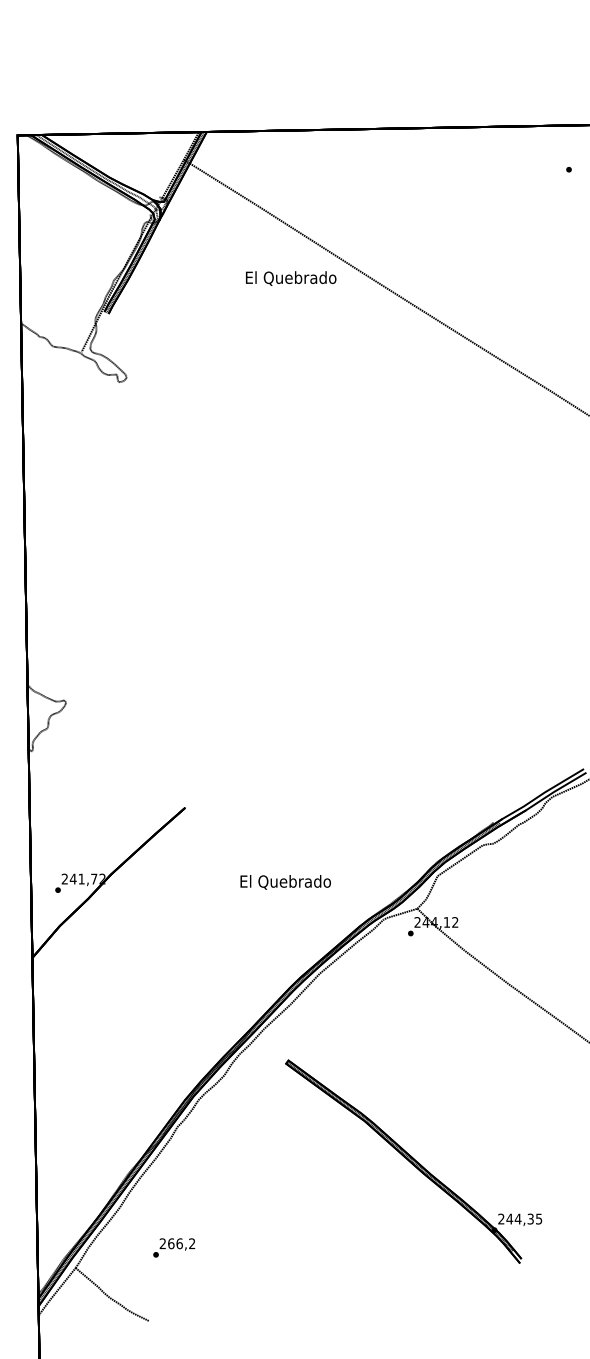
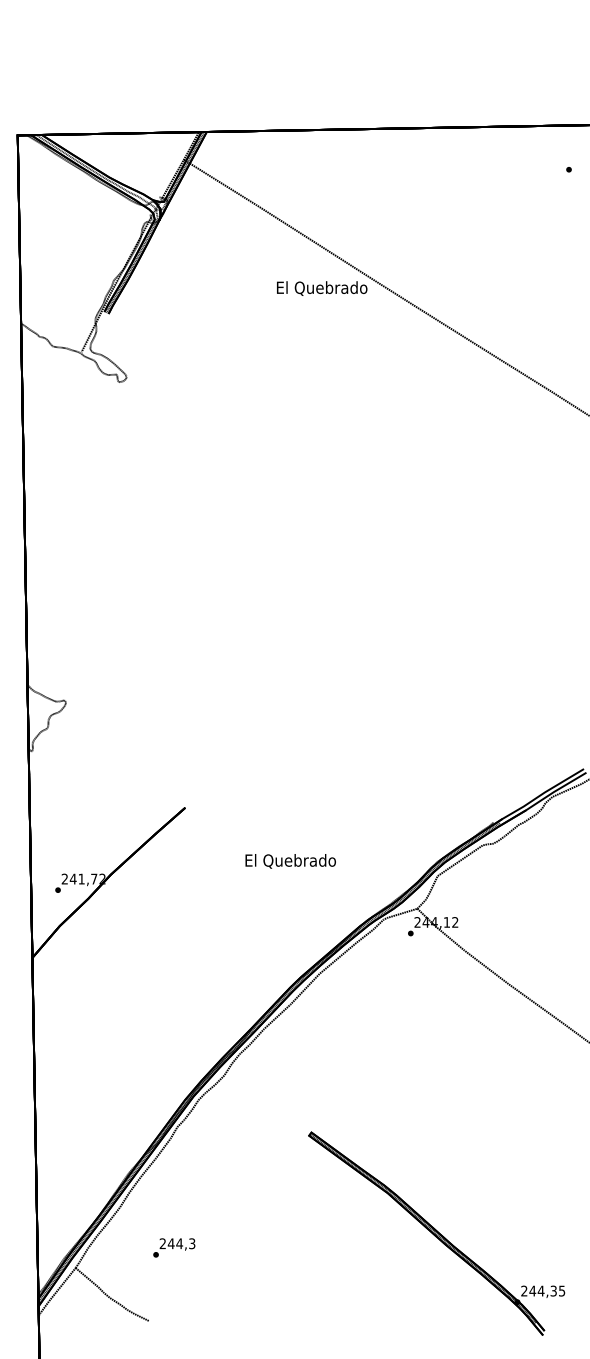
text position: (291, 278) -> (322, 288) (322, 288)
text position: (285, 882) -> (290, 861) (290, 861)
part position: (413, 1161) -> (436, 1233) (436, 1233)
text: 266,2 -> 244,3 (181, 1243)
